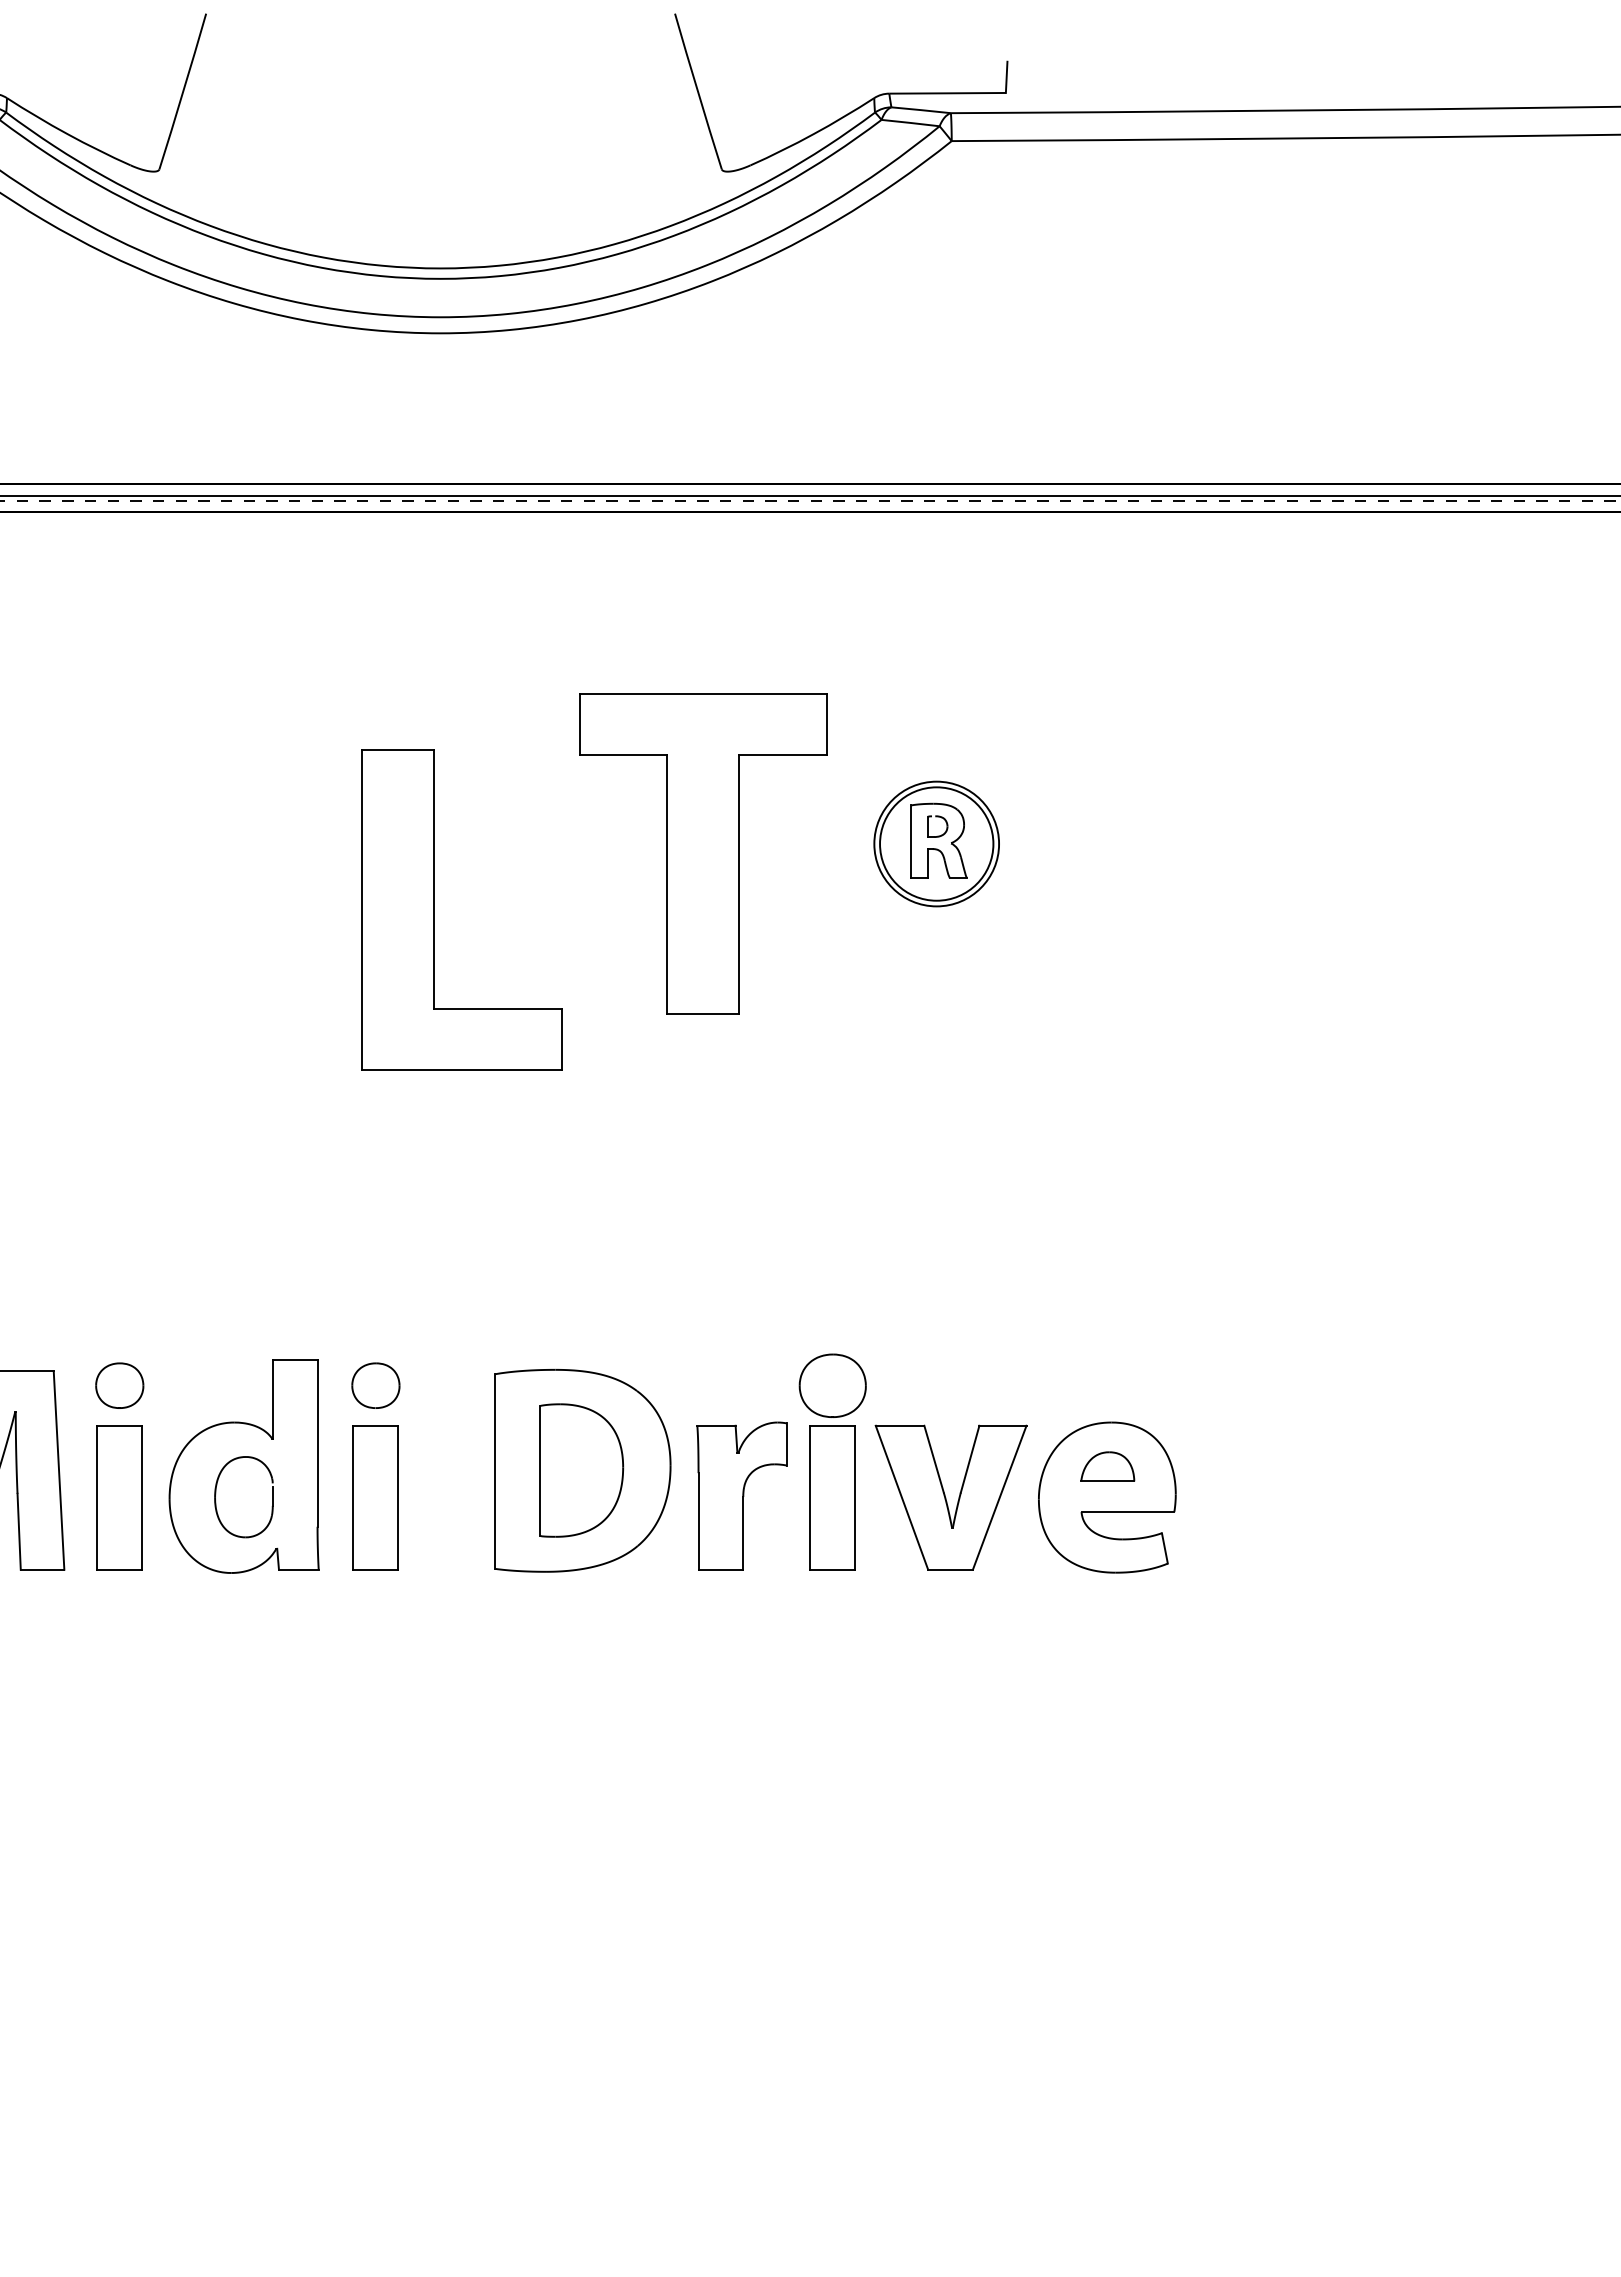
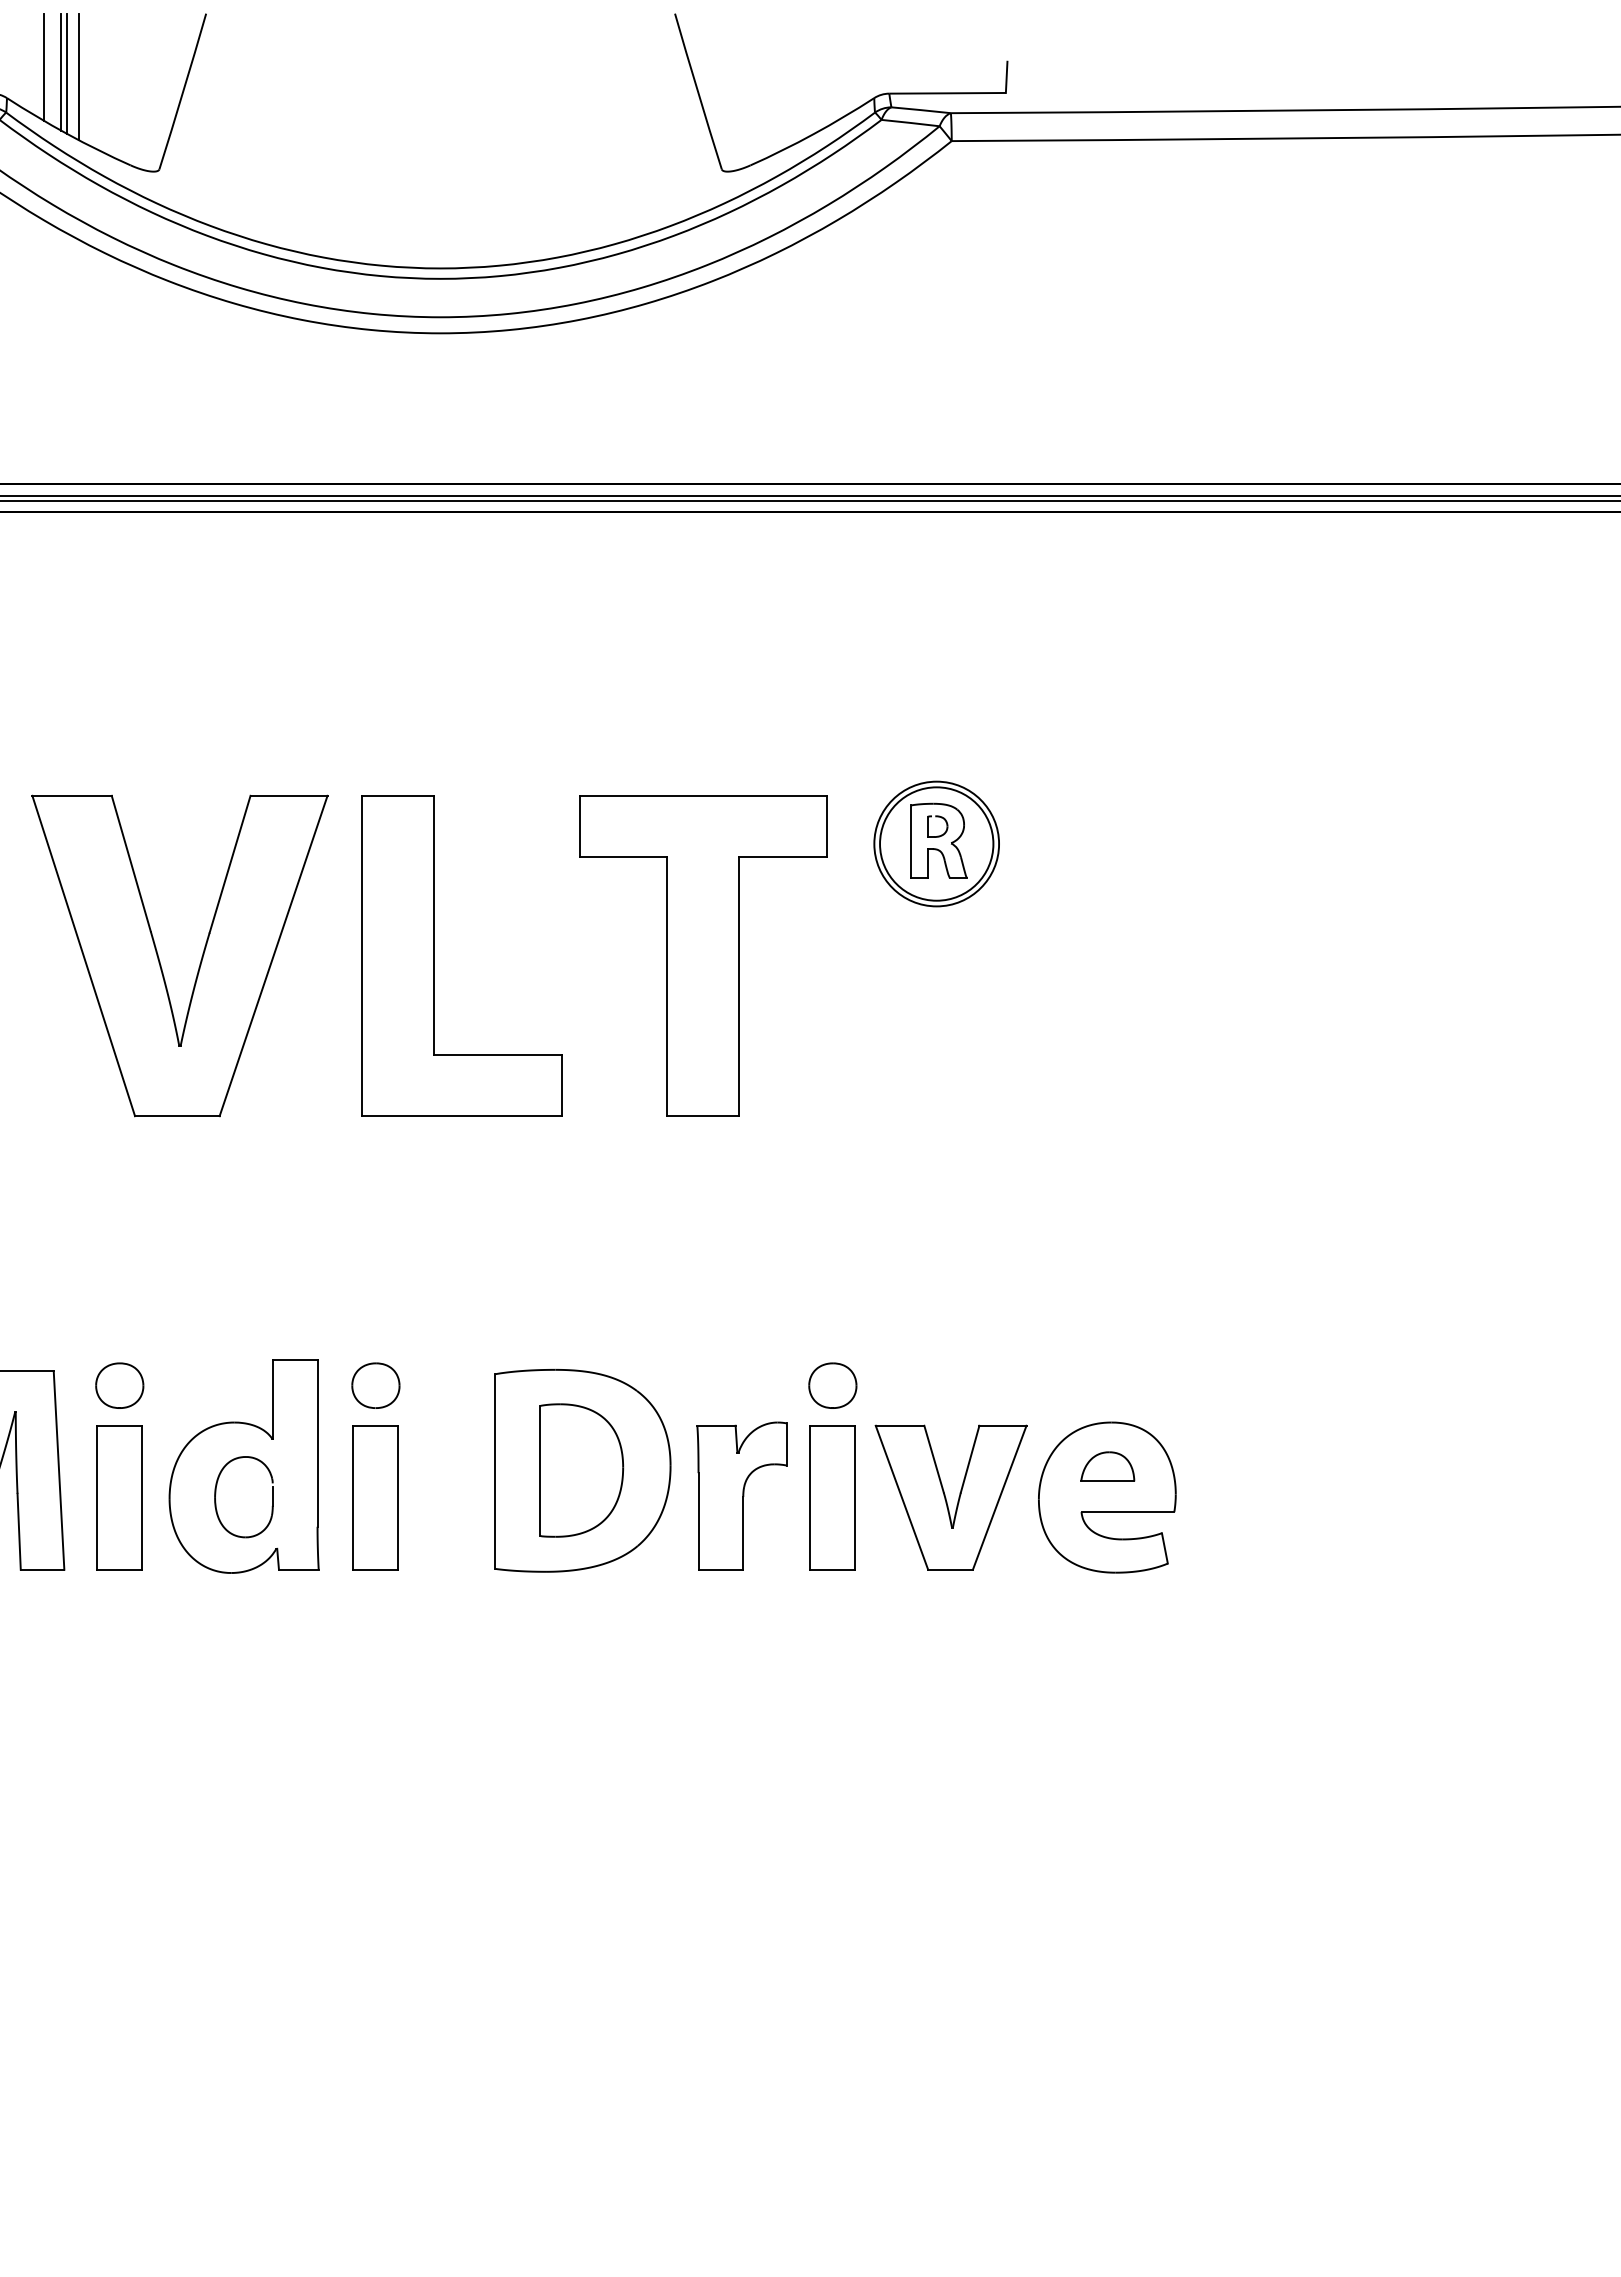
line: none -> present (44, 66)
line: none -> present (61, 71)
line: none -> present (67, 73)
line: none -> present (78, 76)
line: dashed -> solid (810, 500)
part position: (703, 853) -> (703, 955) (703, 955)
part position: (434, 909) -> (434, 955) (434, 955)
part: none -> present (160, 961)
part size: 69x65 px -> 50x47 px (832, 1385)
